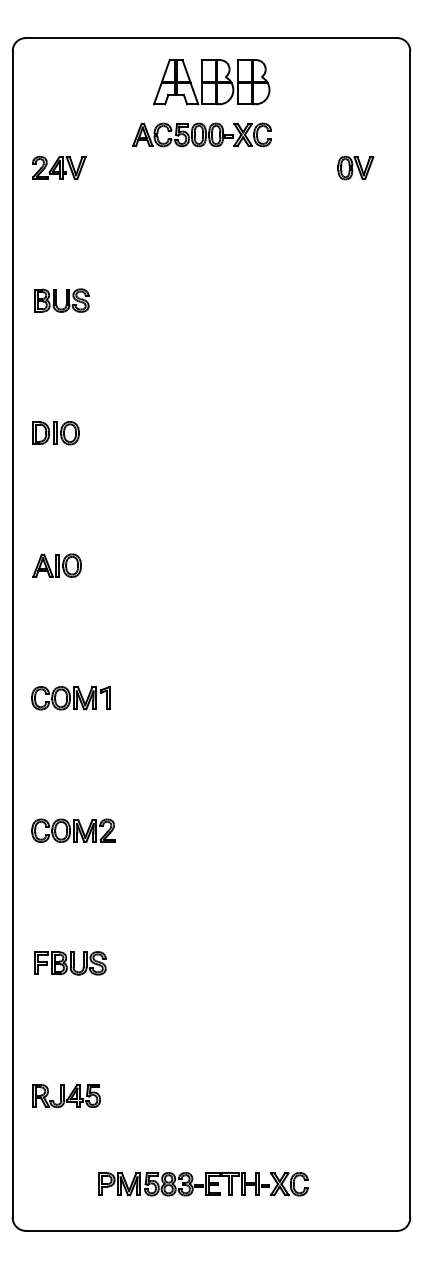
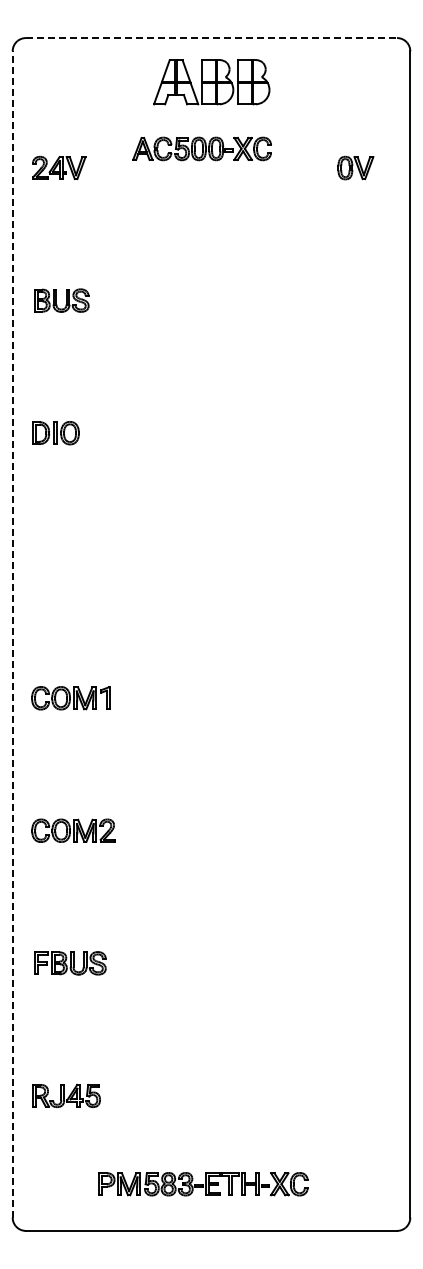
line: solid -> dashed (211, 38)
part position: (201, 134) -> (201, 148) (201, 148)
part: present -> none (56, 565)
line: solid -> dashed (12, 633)
